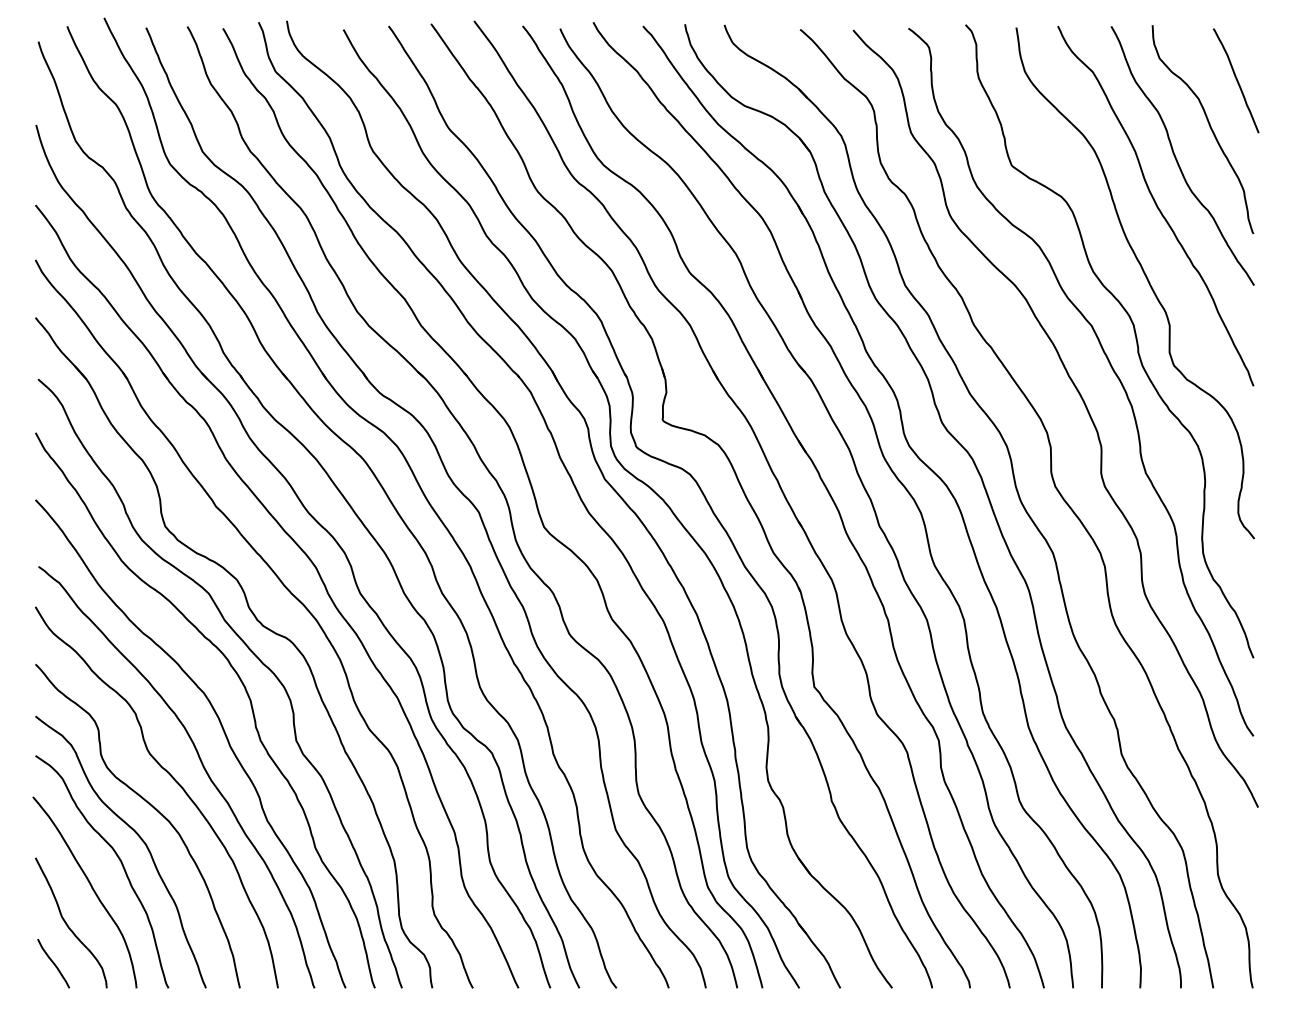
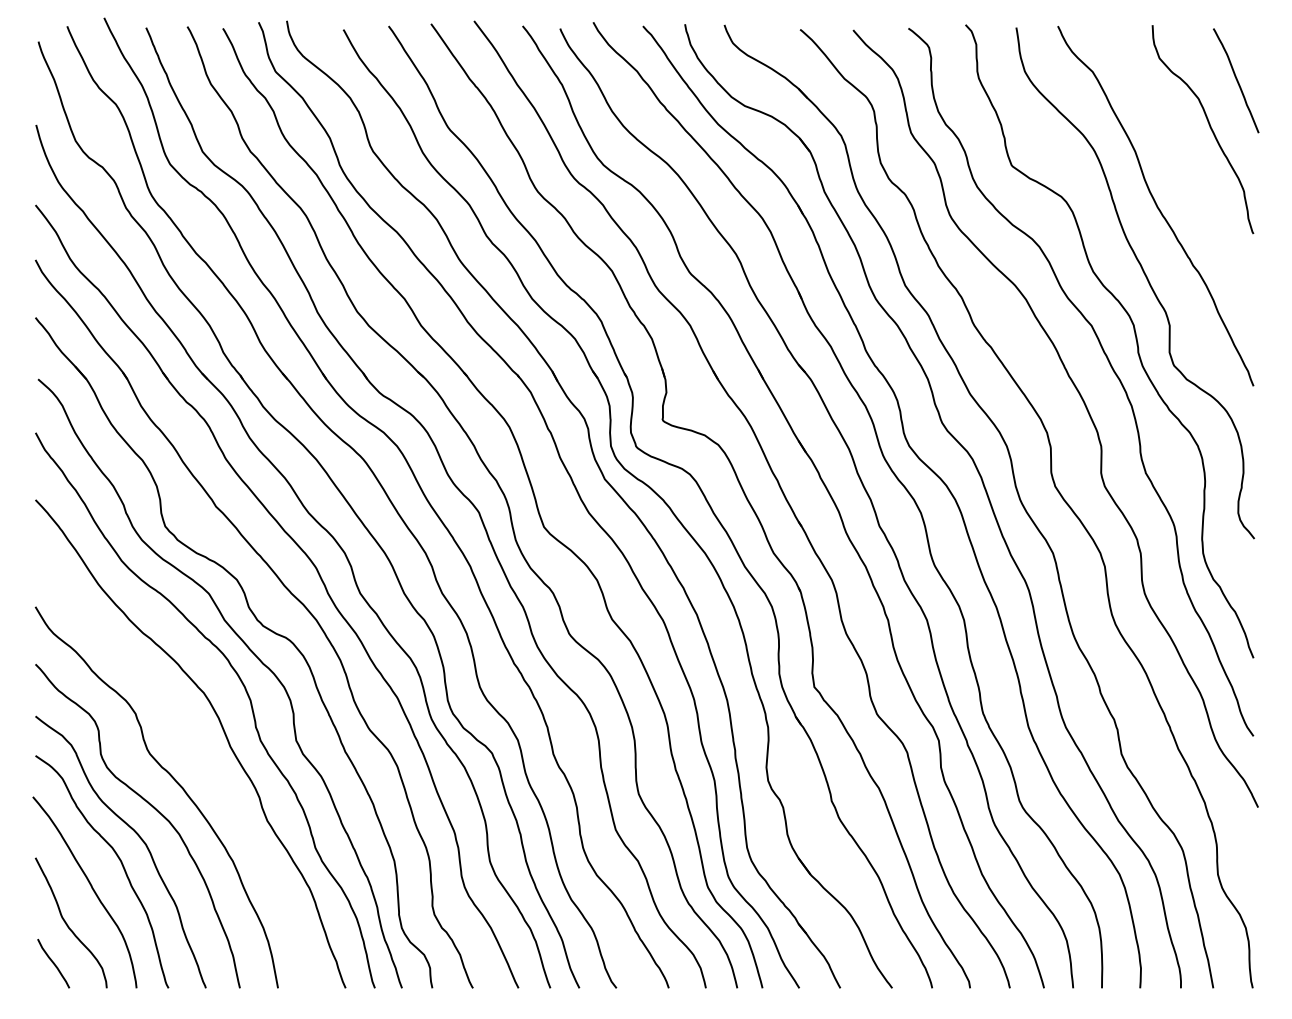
curve: present -> none (1176, 157)
curve: present -> none (201, 764)
